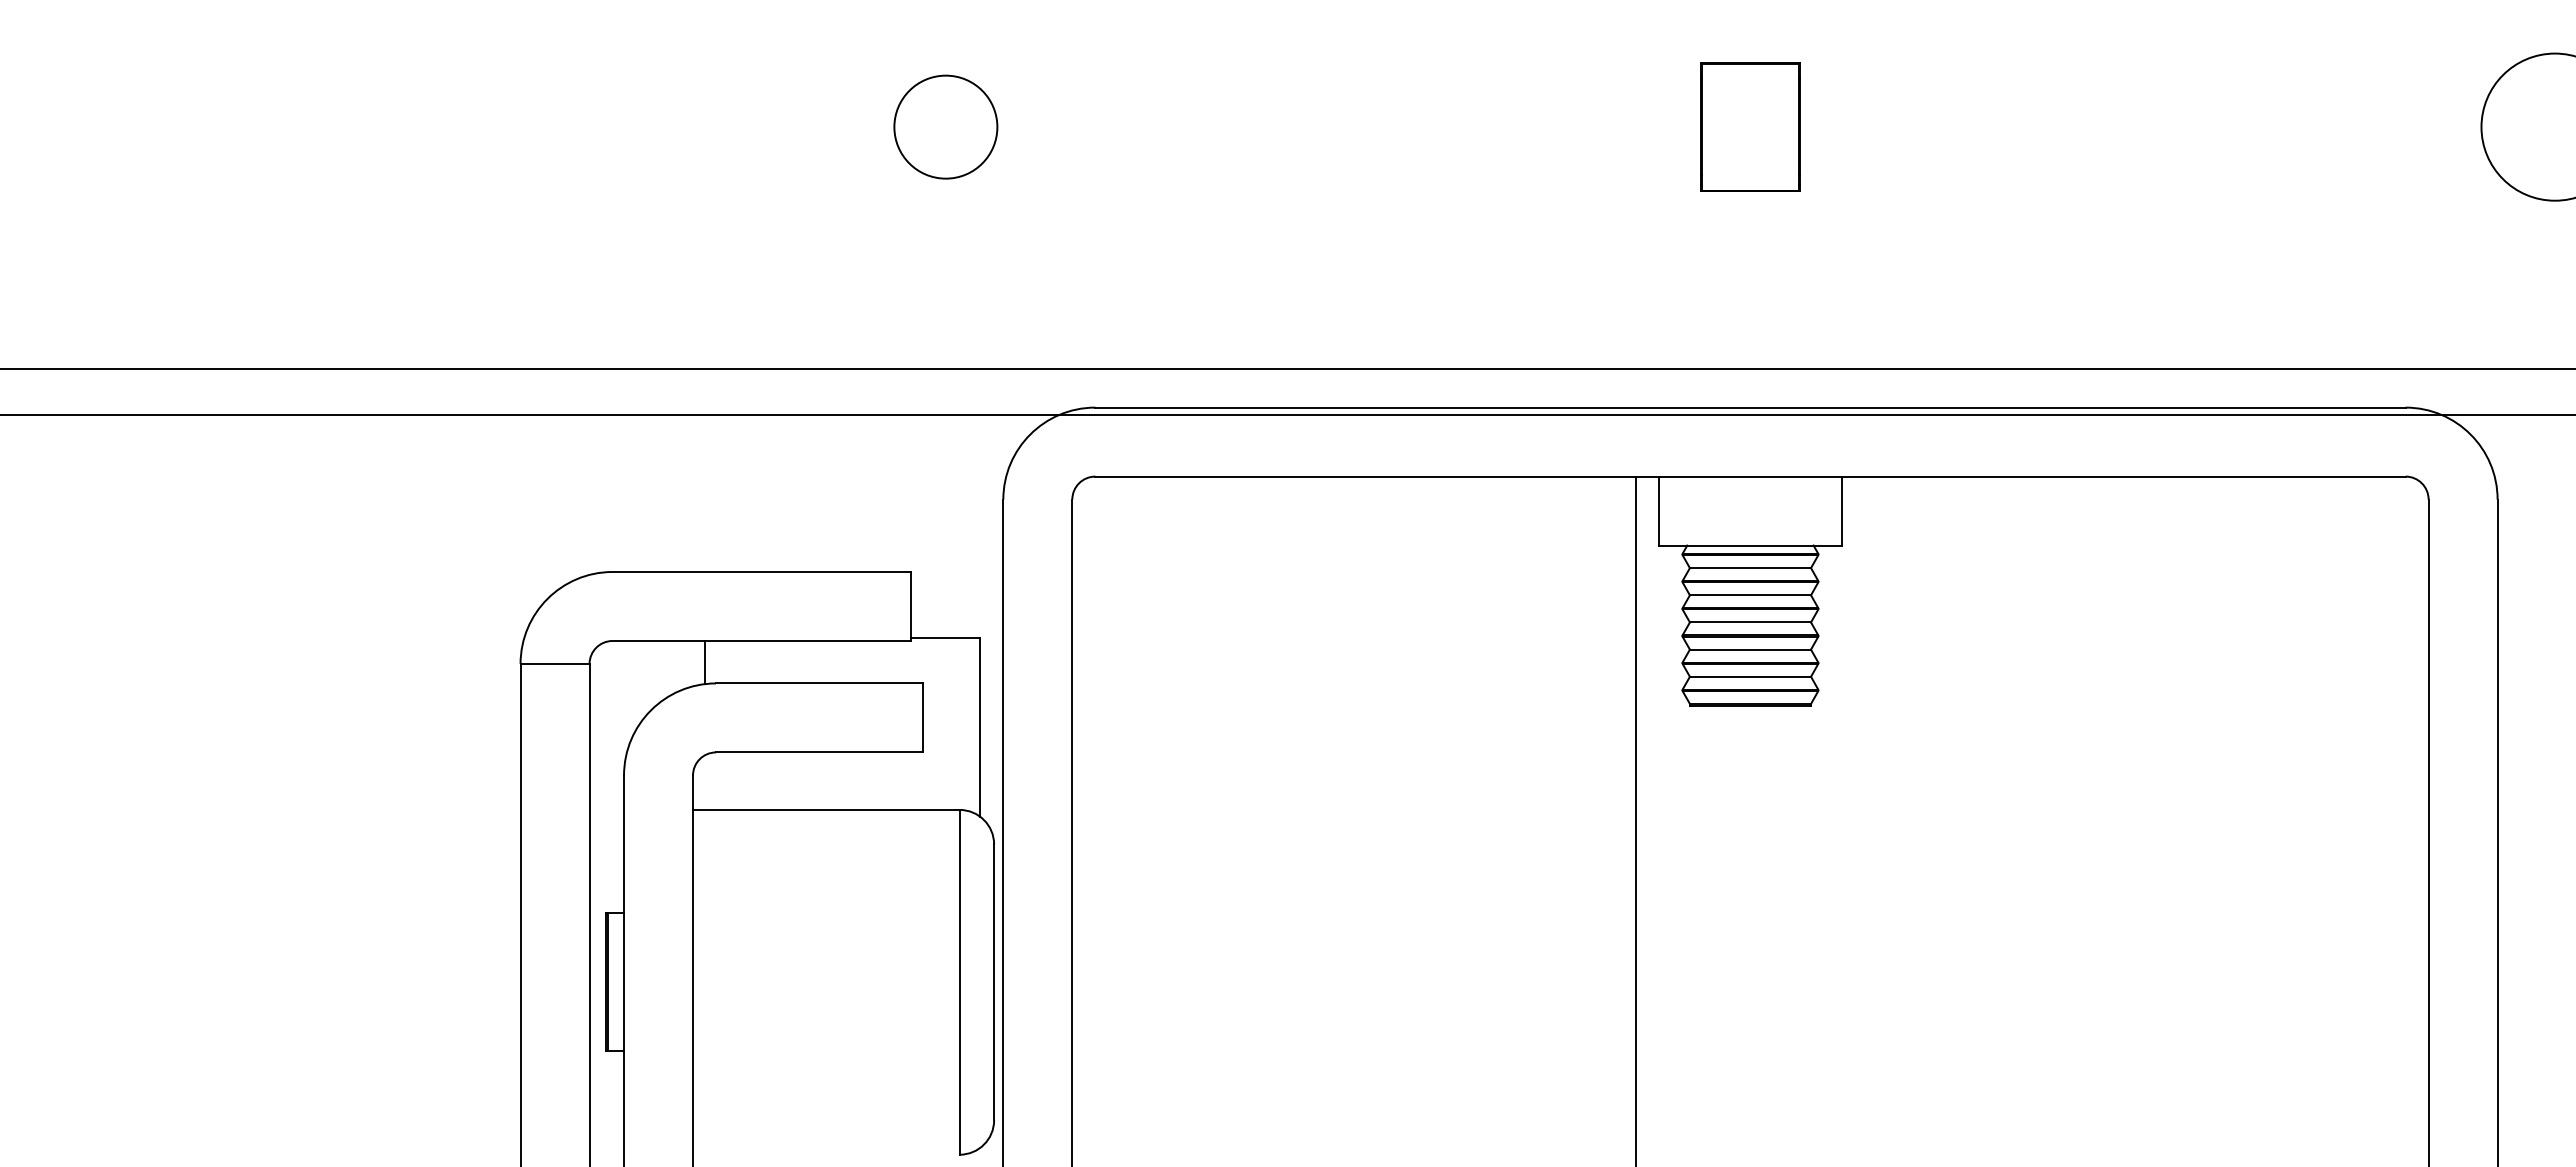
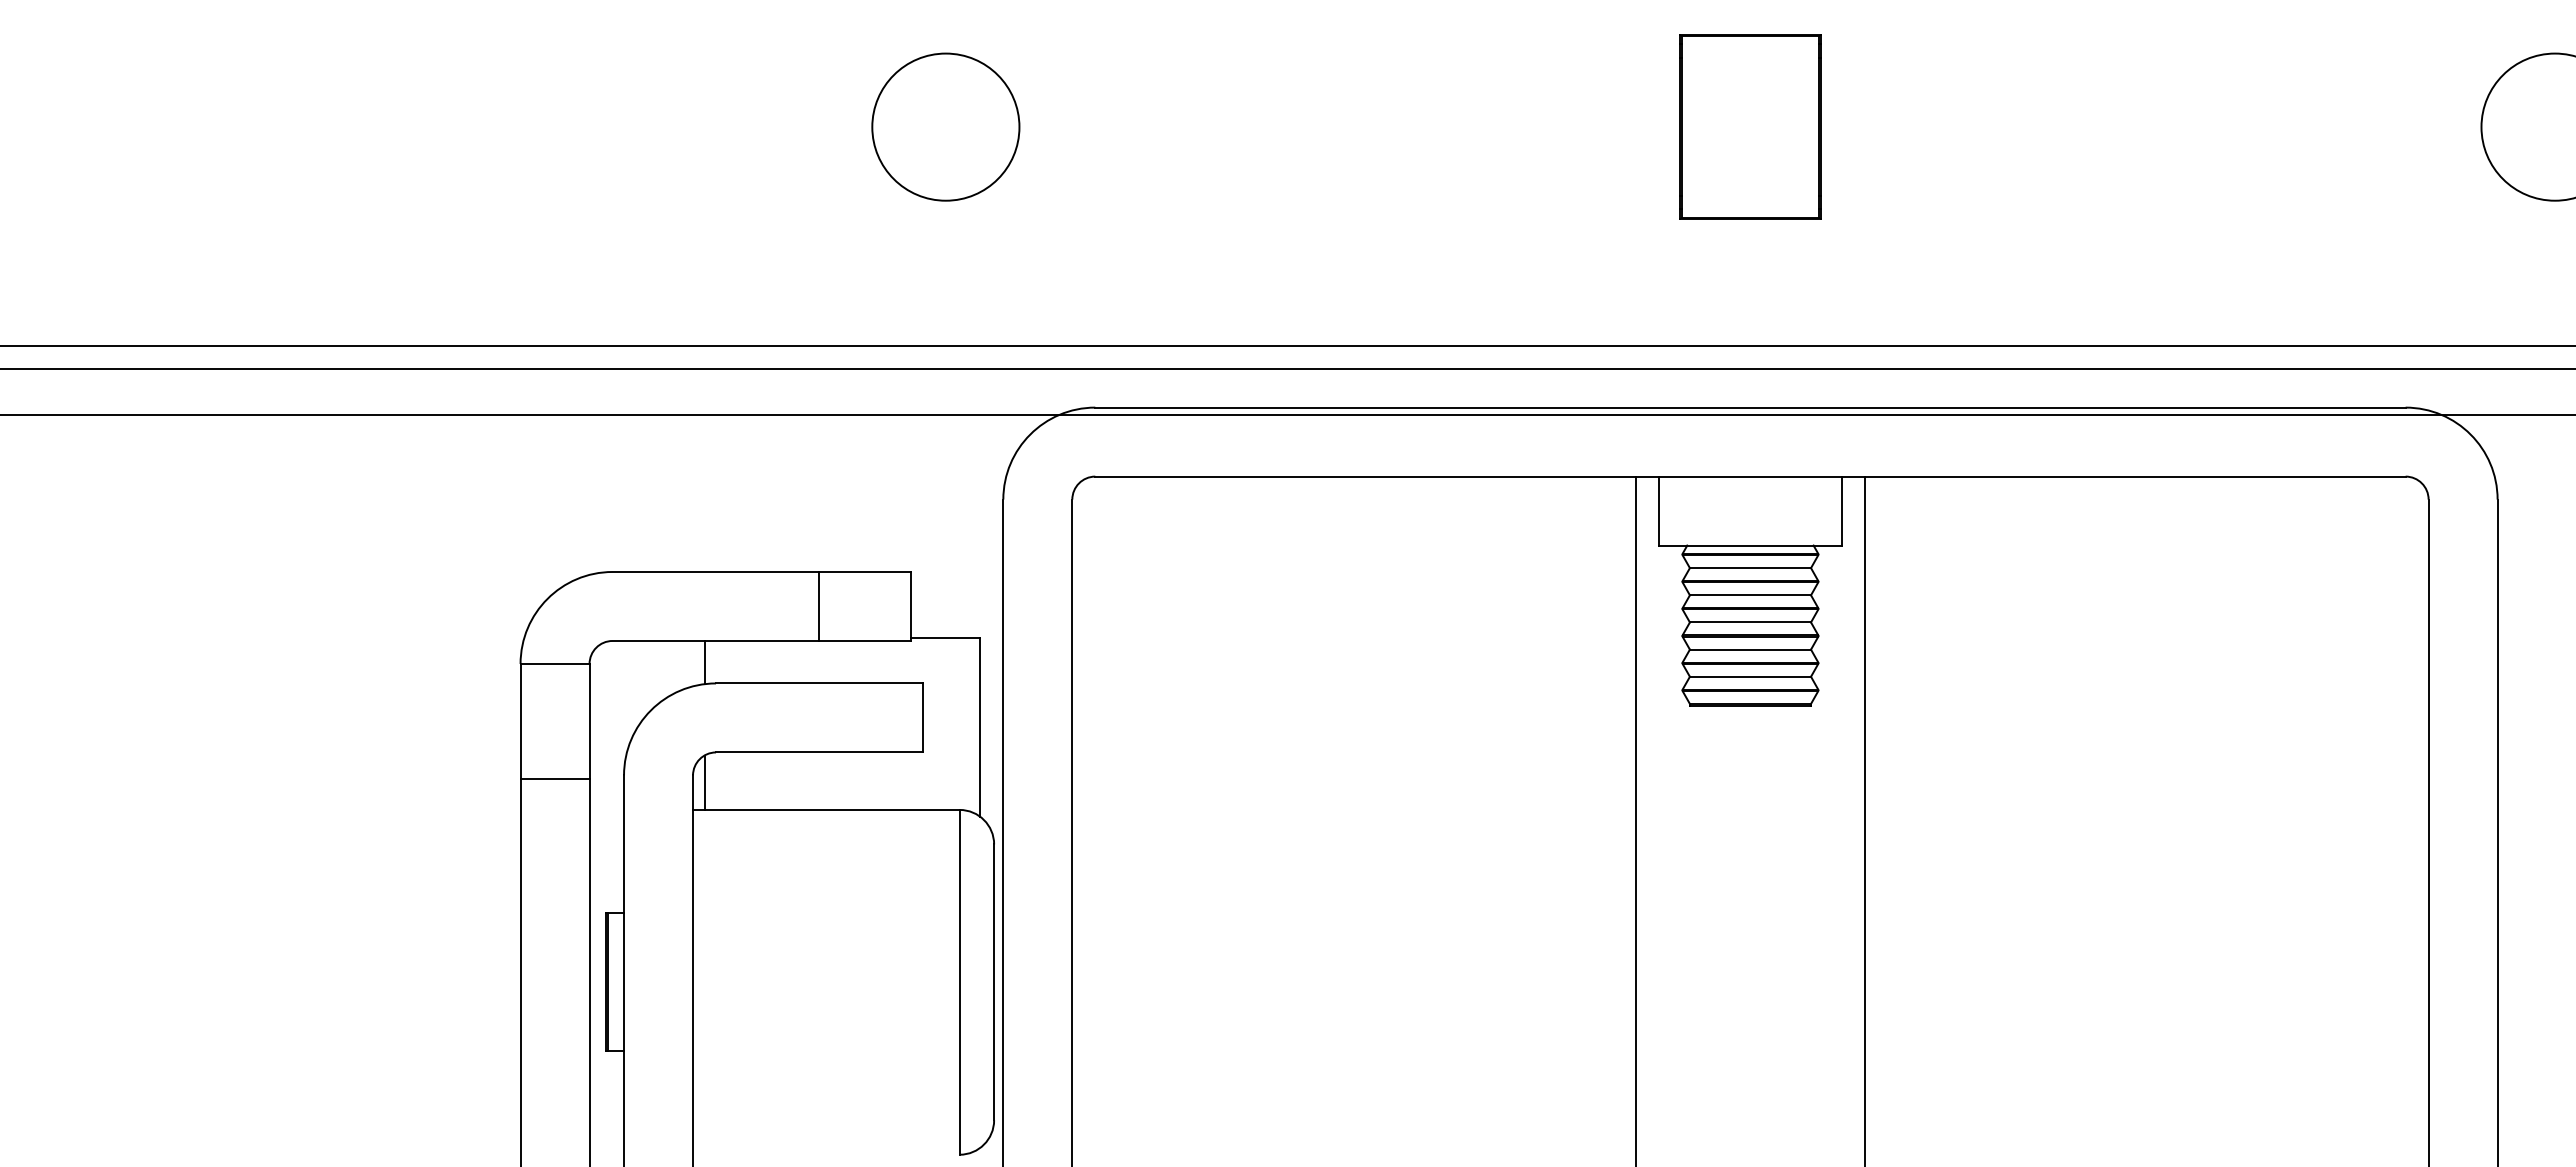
circle diameter: 103 px -> 147 px (945, 126)
part size: 101x130 px -> 143x186 px (1750, 126)
line: none -> present (1287, 345)
line: none -> present (819, 605)
line: none -> present (554, 778)
line: none -> present (704, 782)
line: none -> present (1865, 819)
